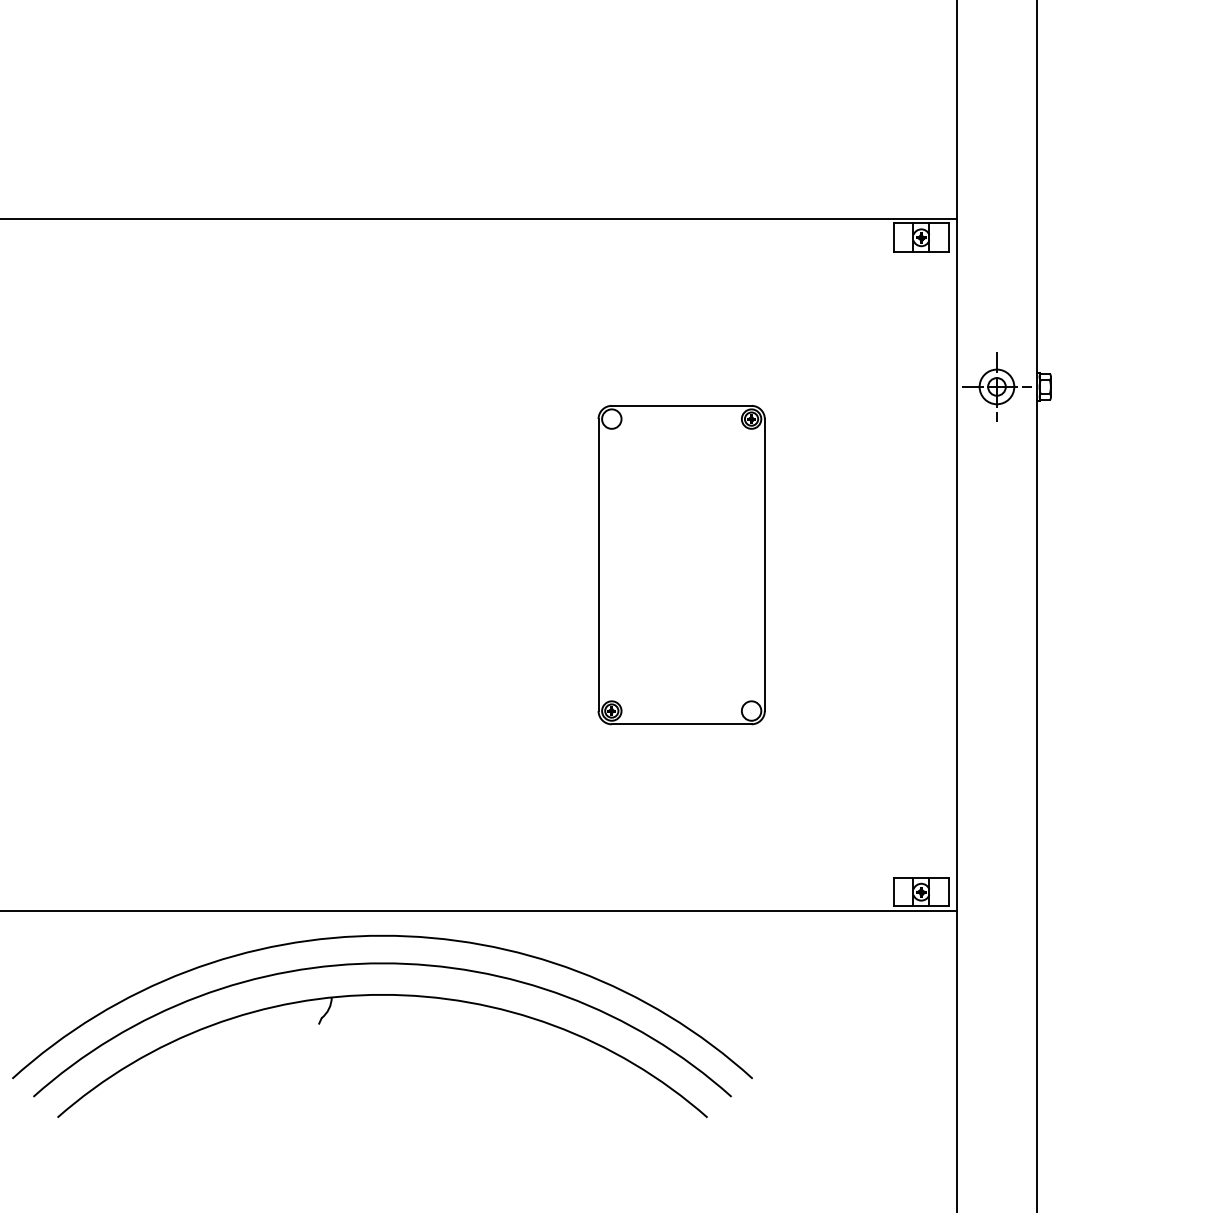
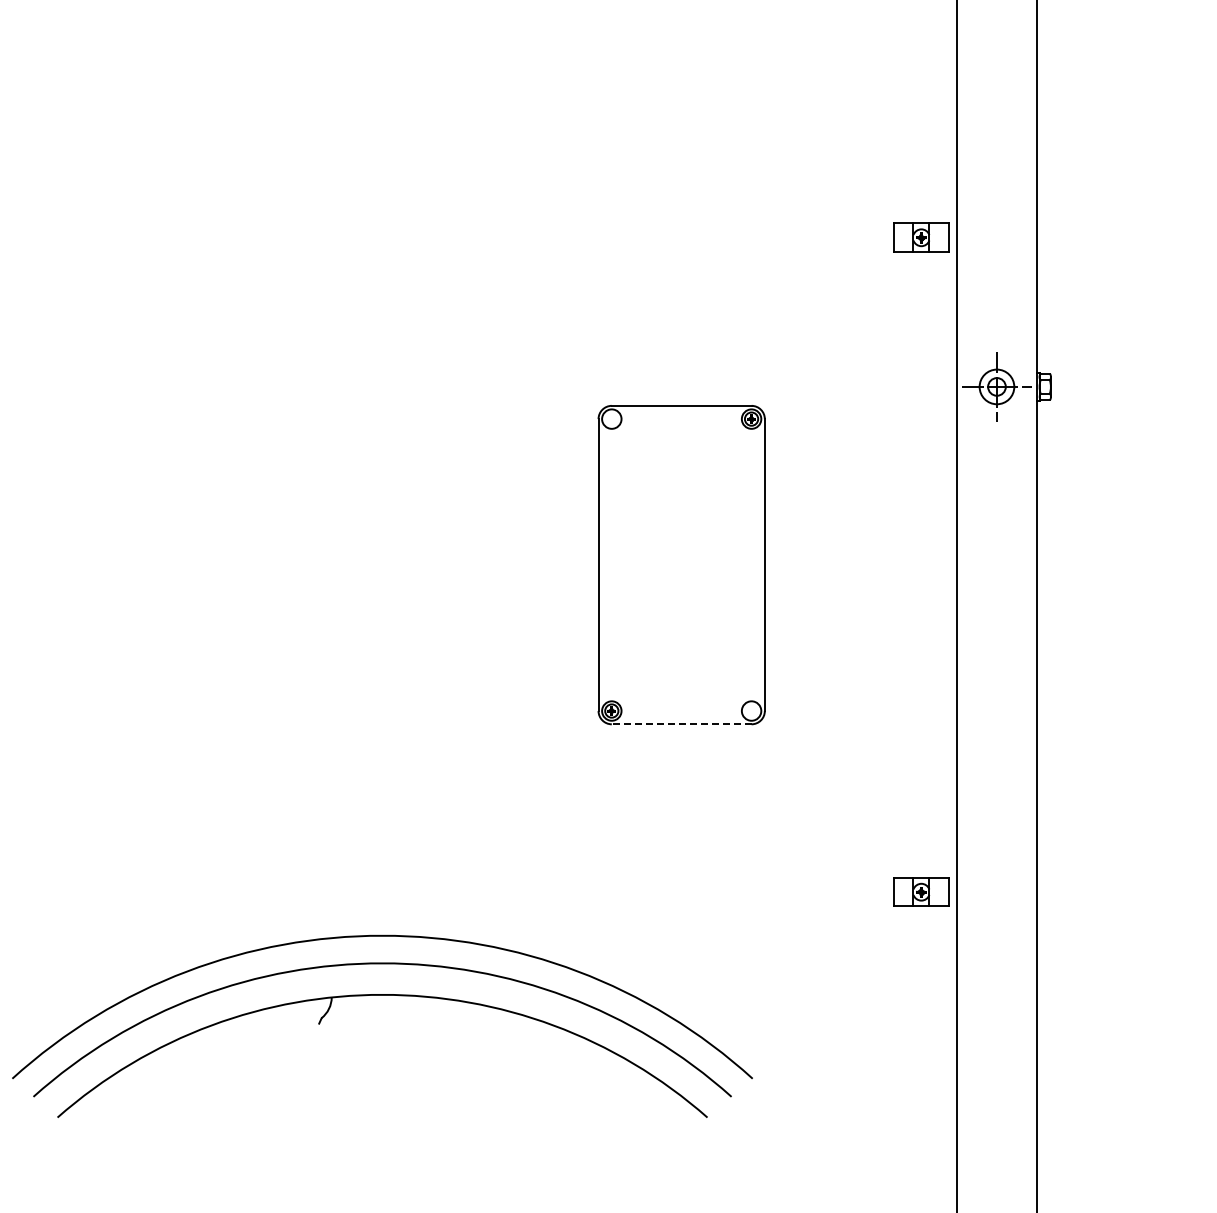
line: present -> none (479, 219)
line: solid -> dashed (681, 724)
line: present -> none (479, 910)
